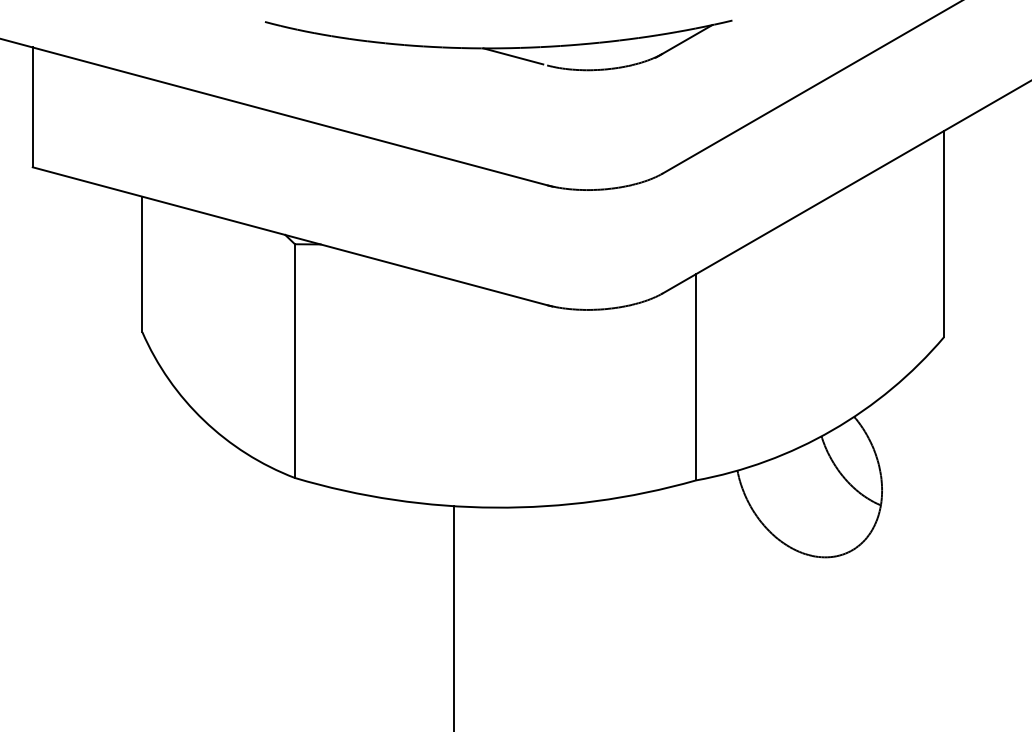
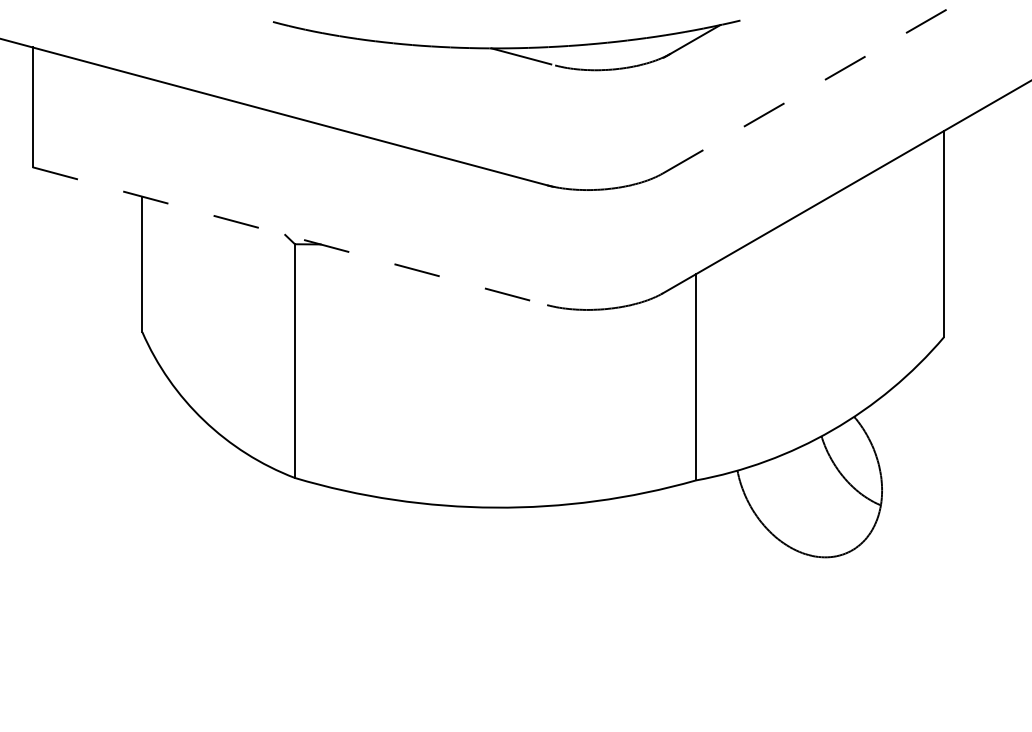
part position: (498, 45) -> (506, 45) (506, 45)
line: solid -> dashed (813, 86)
line: solid -> dashed (292, 236)
line: present -> none (453, 617)
